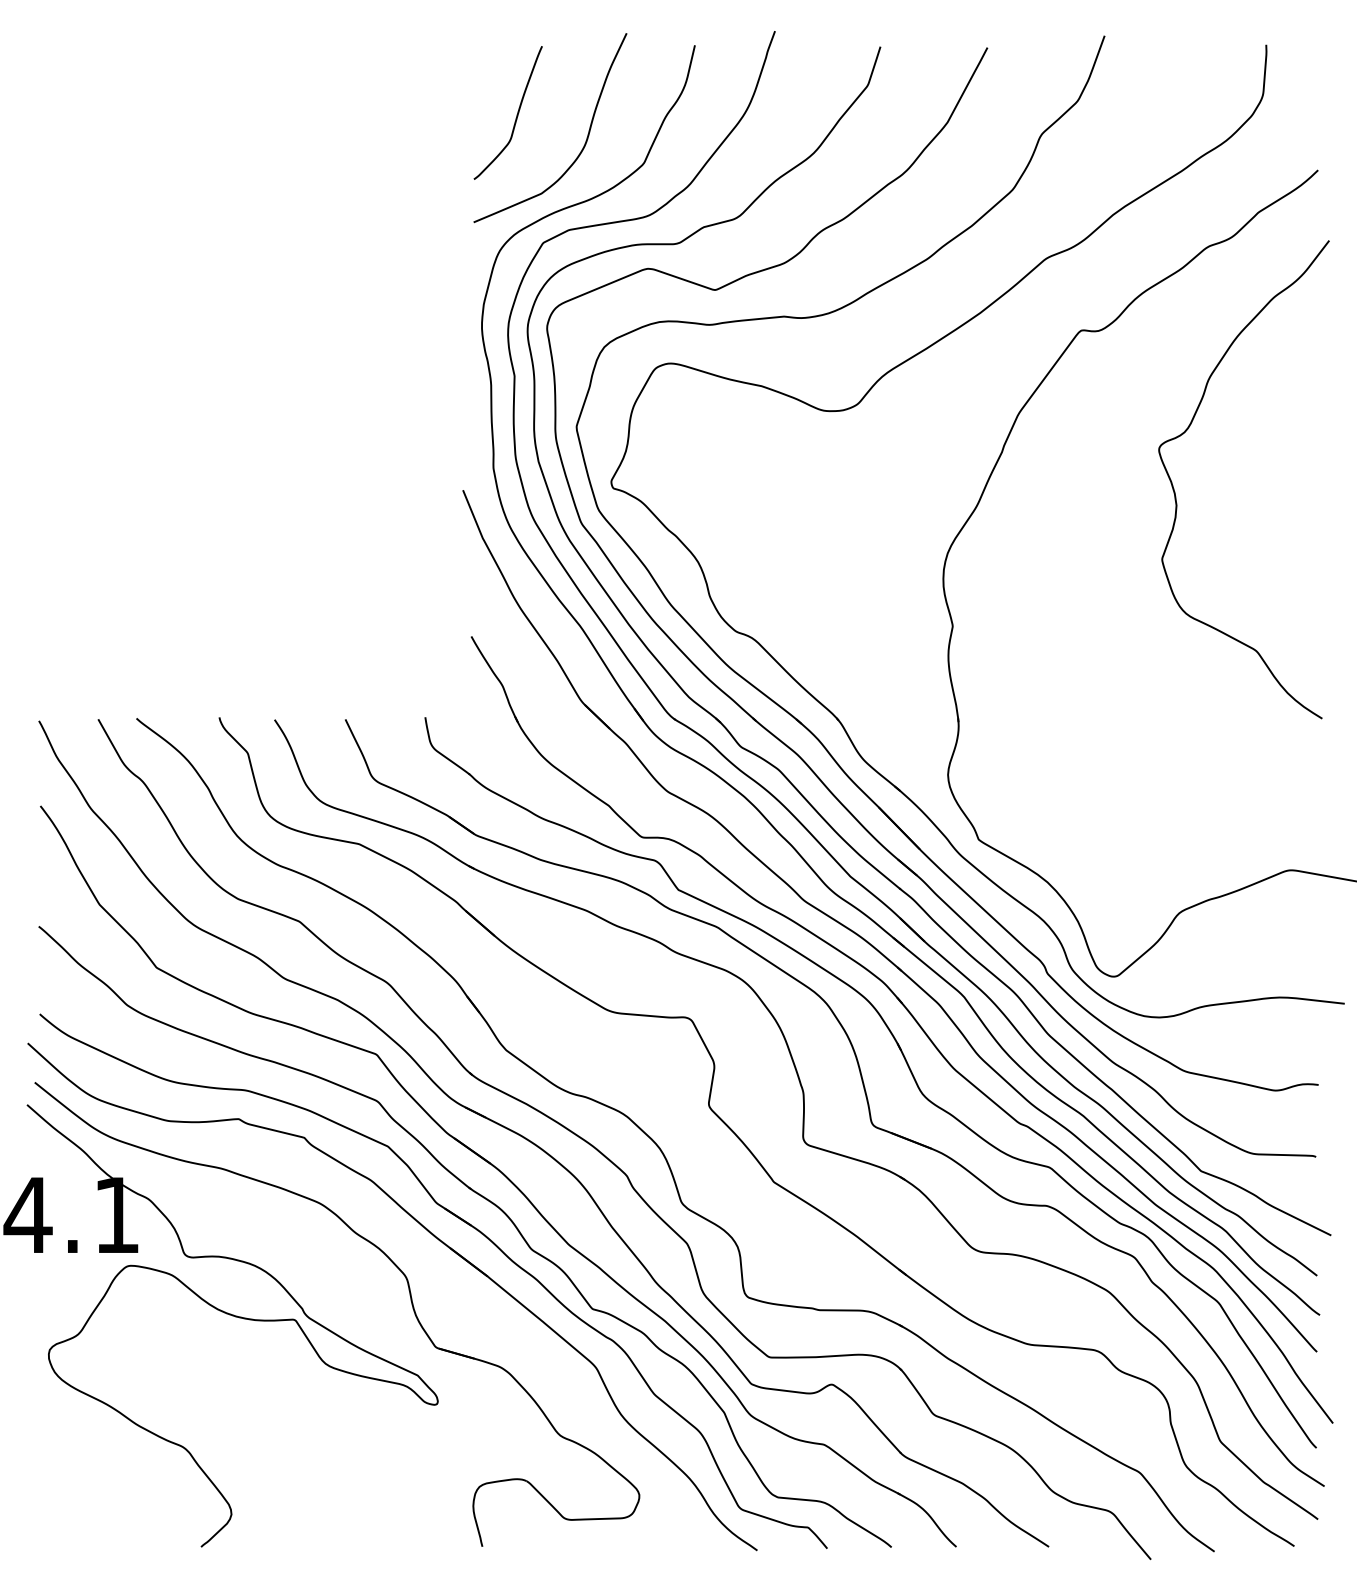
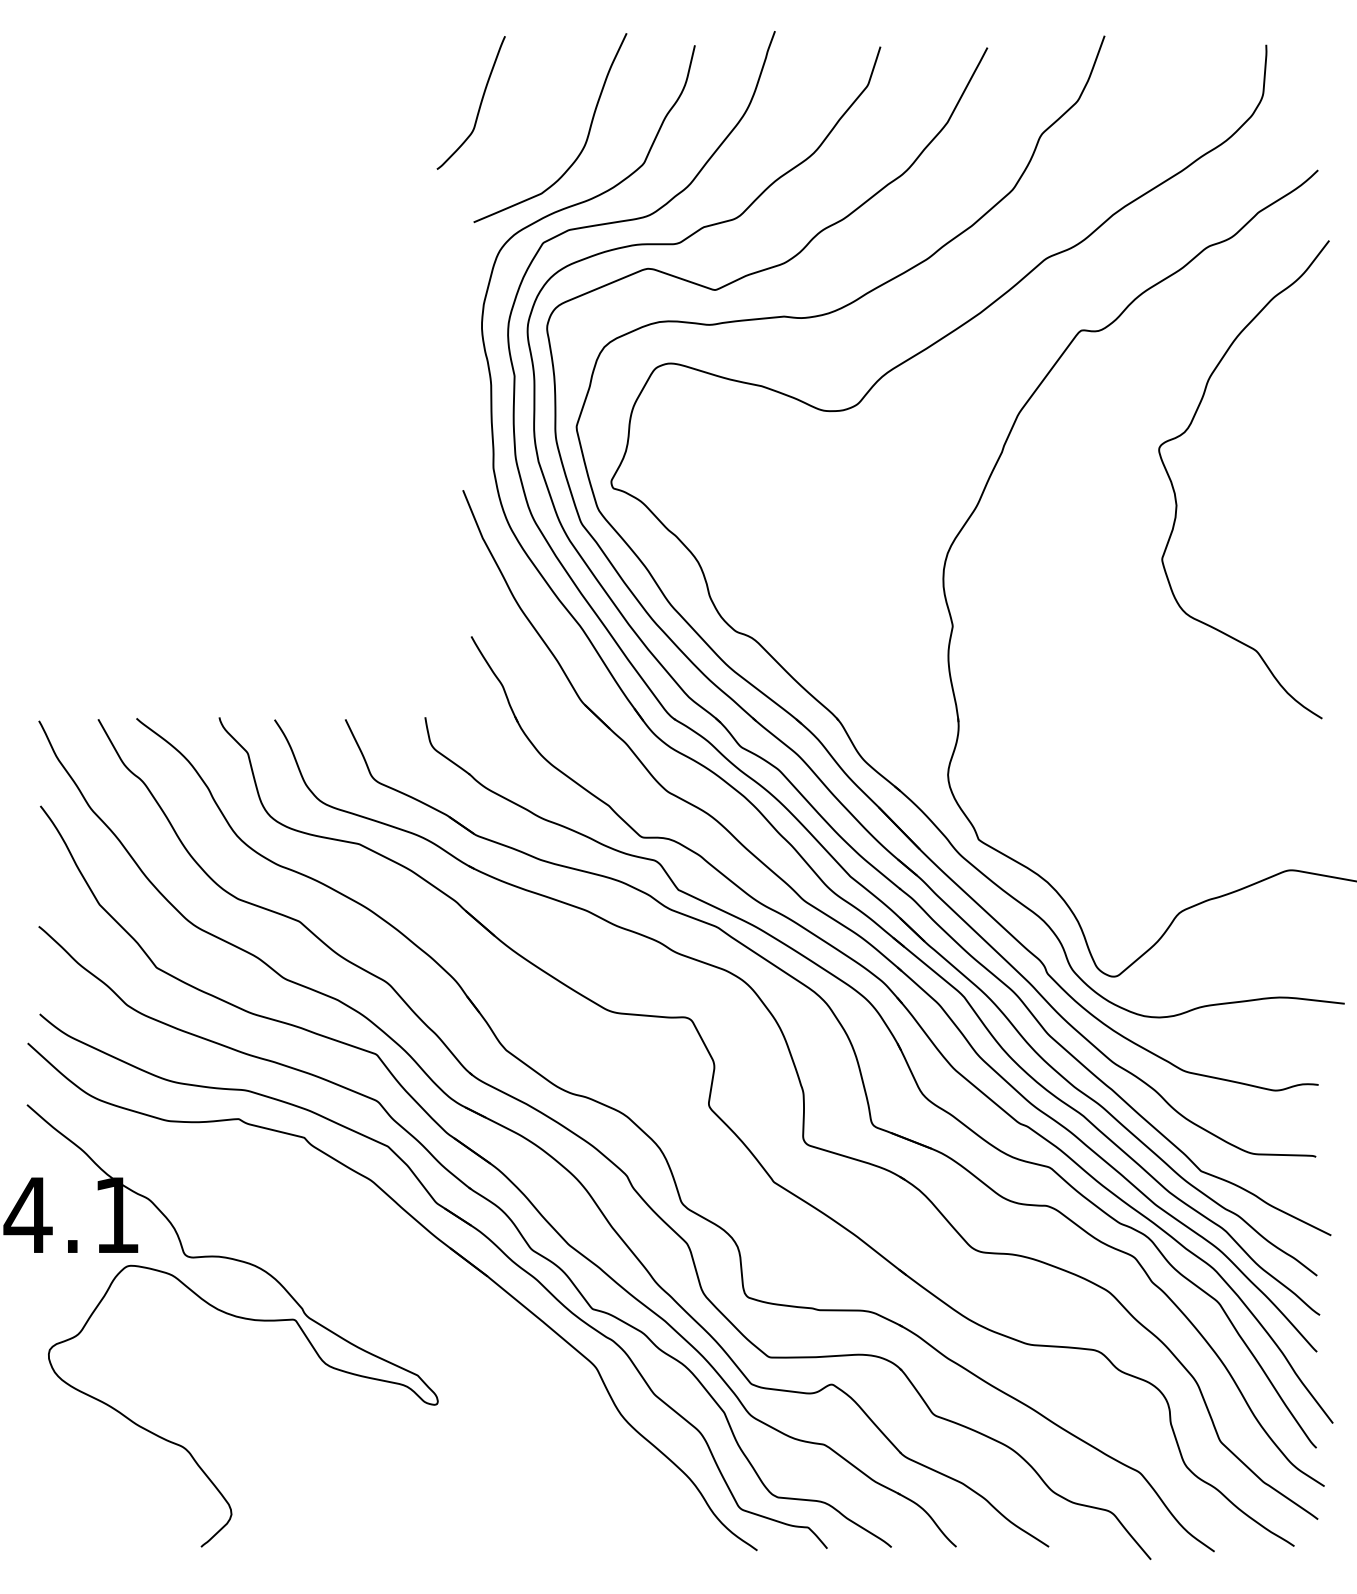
curve position: (516, 114) -> (479, 104) (479, 104)
part: present -> none (410, 1300)
